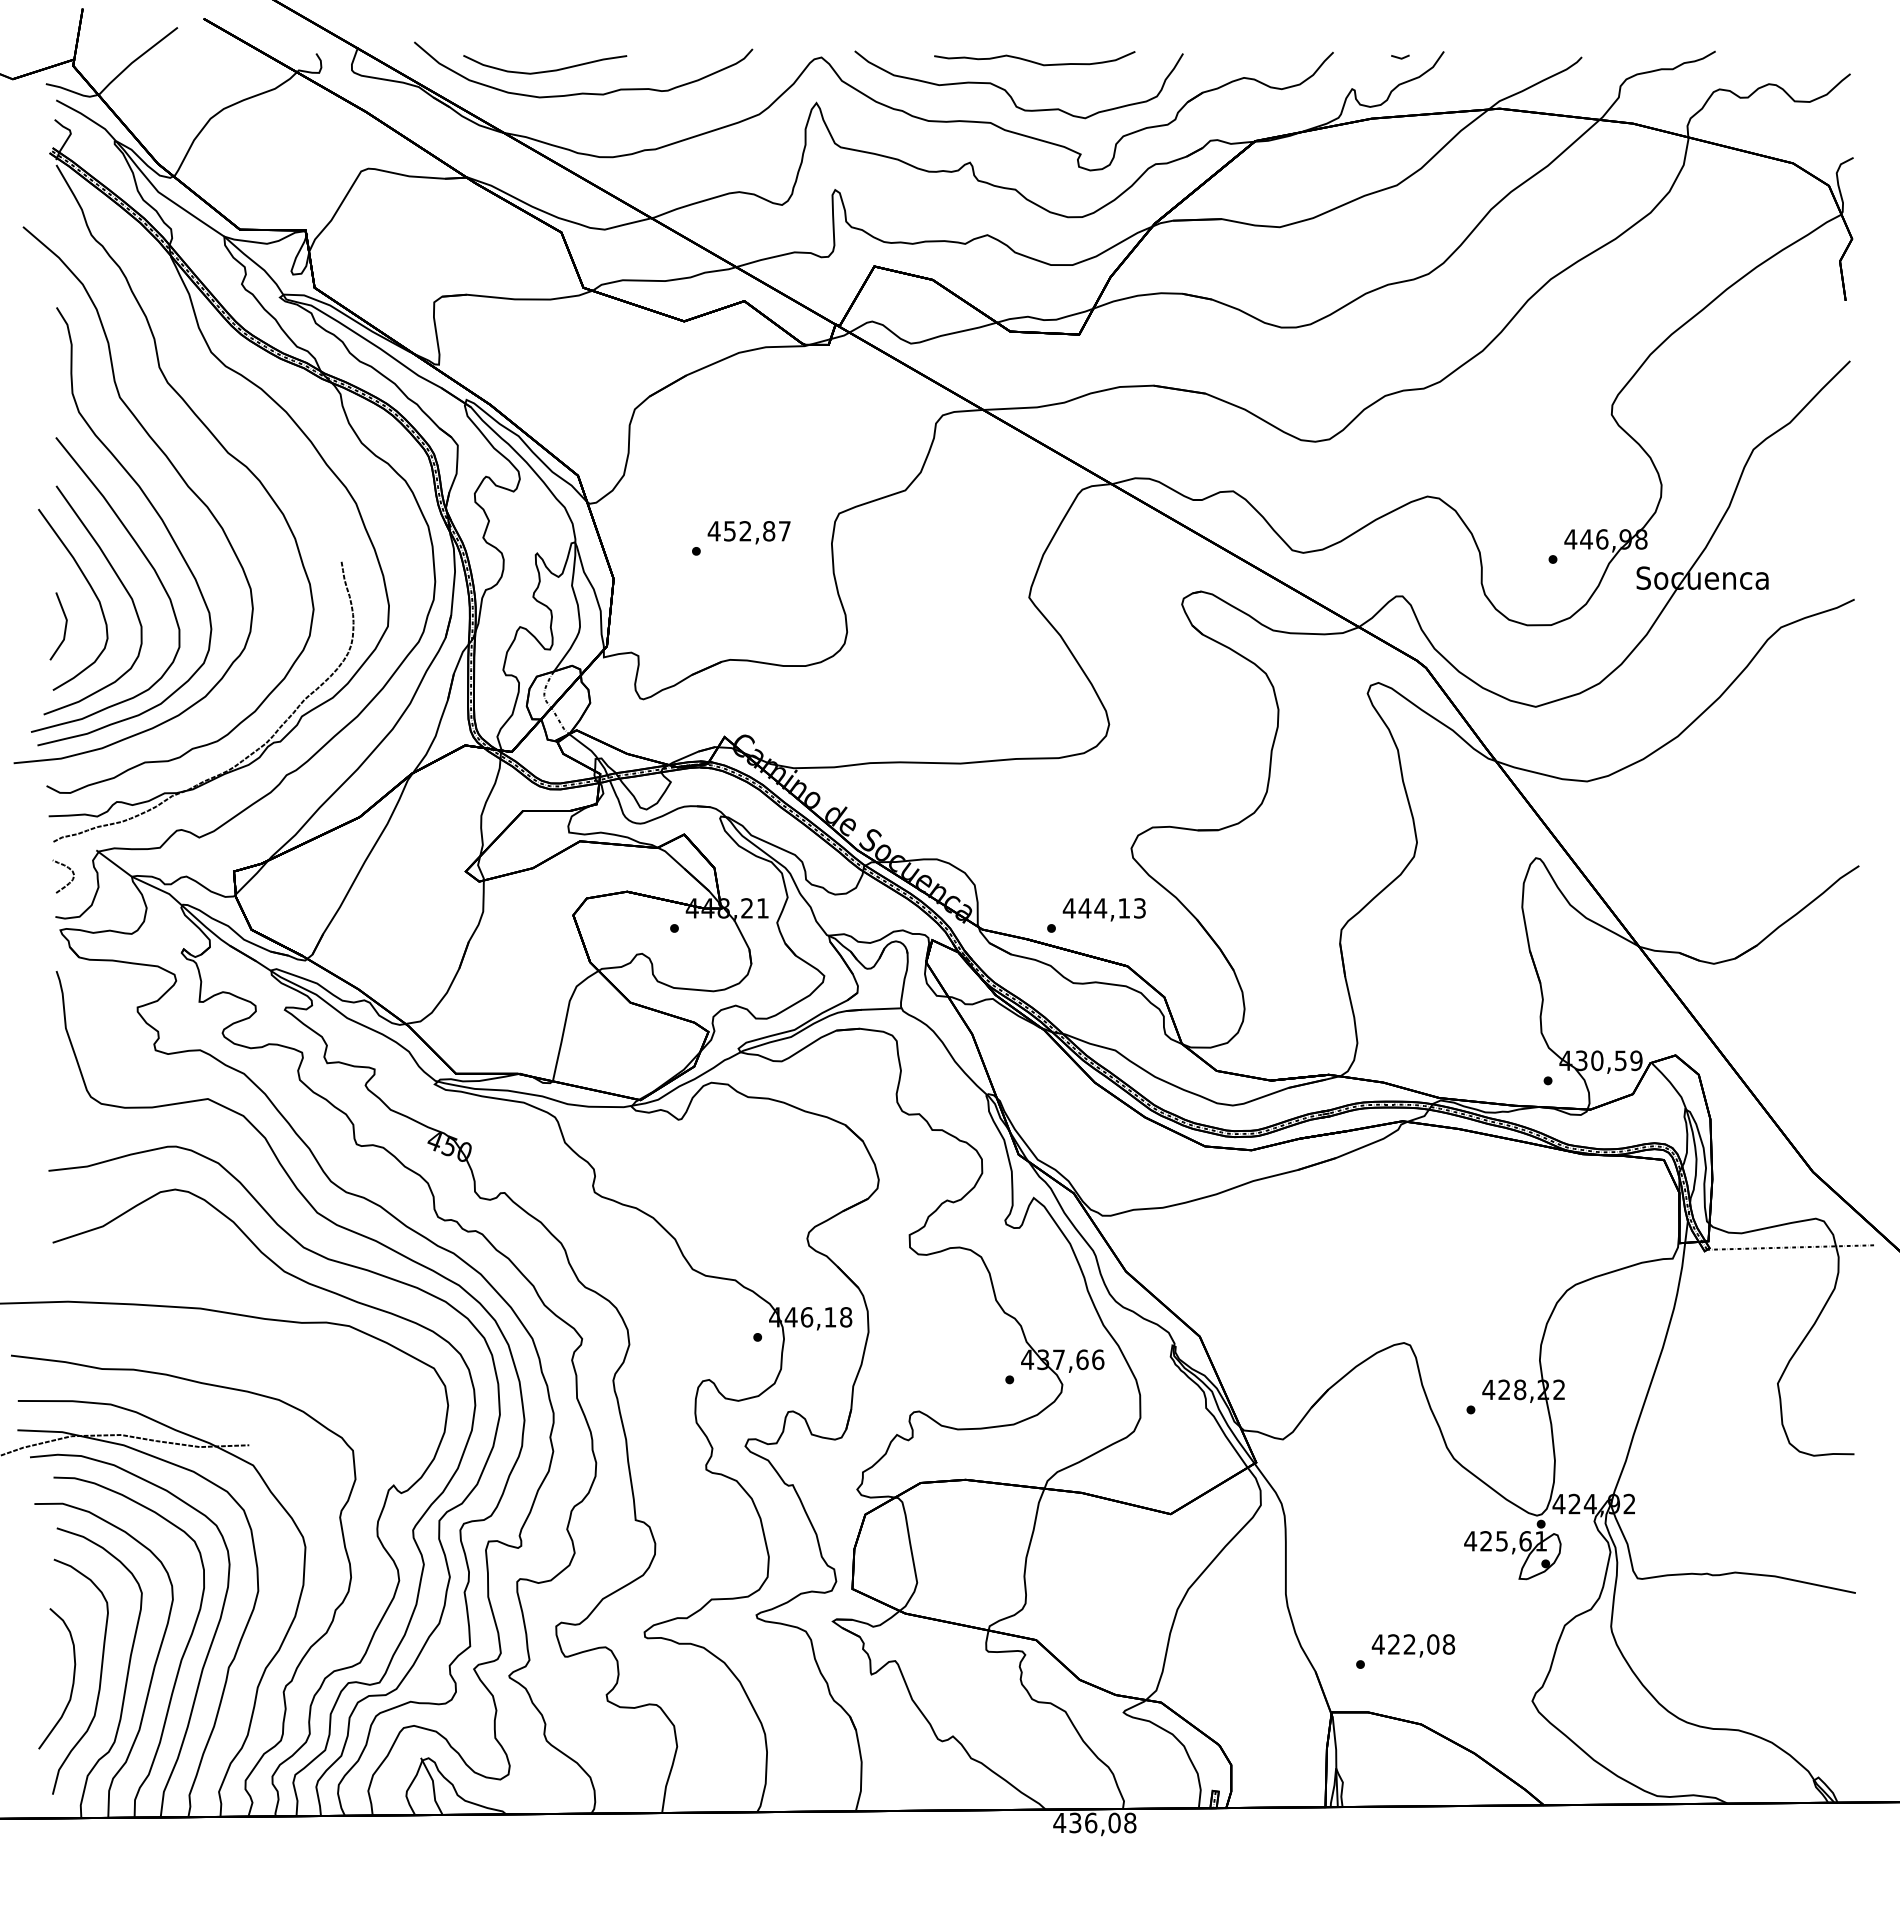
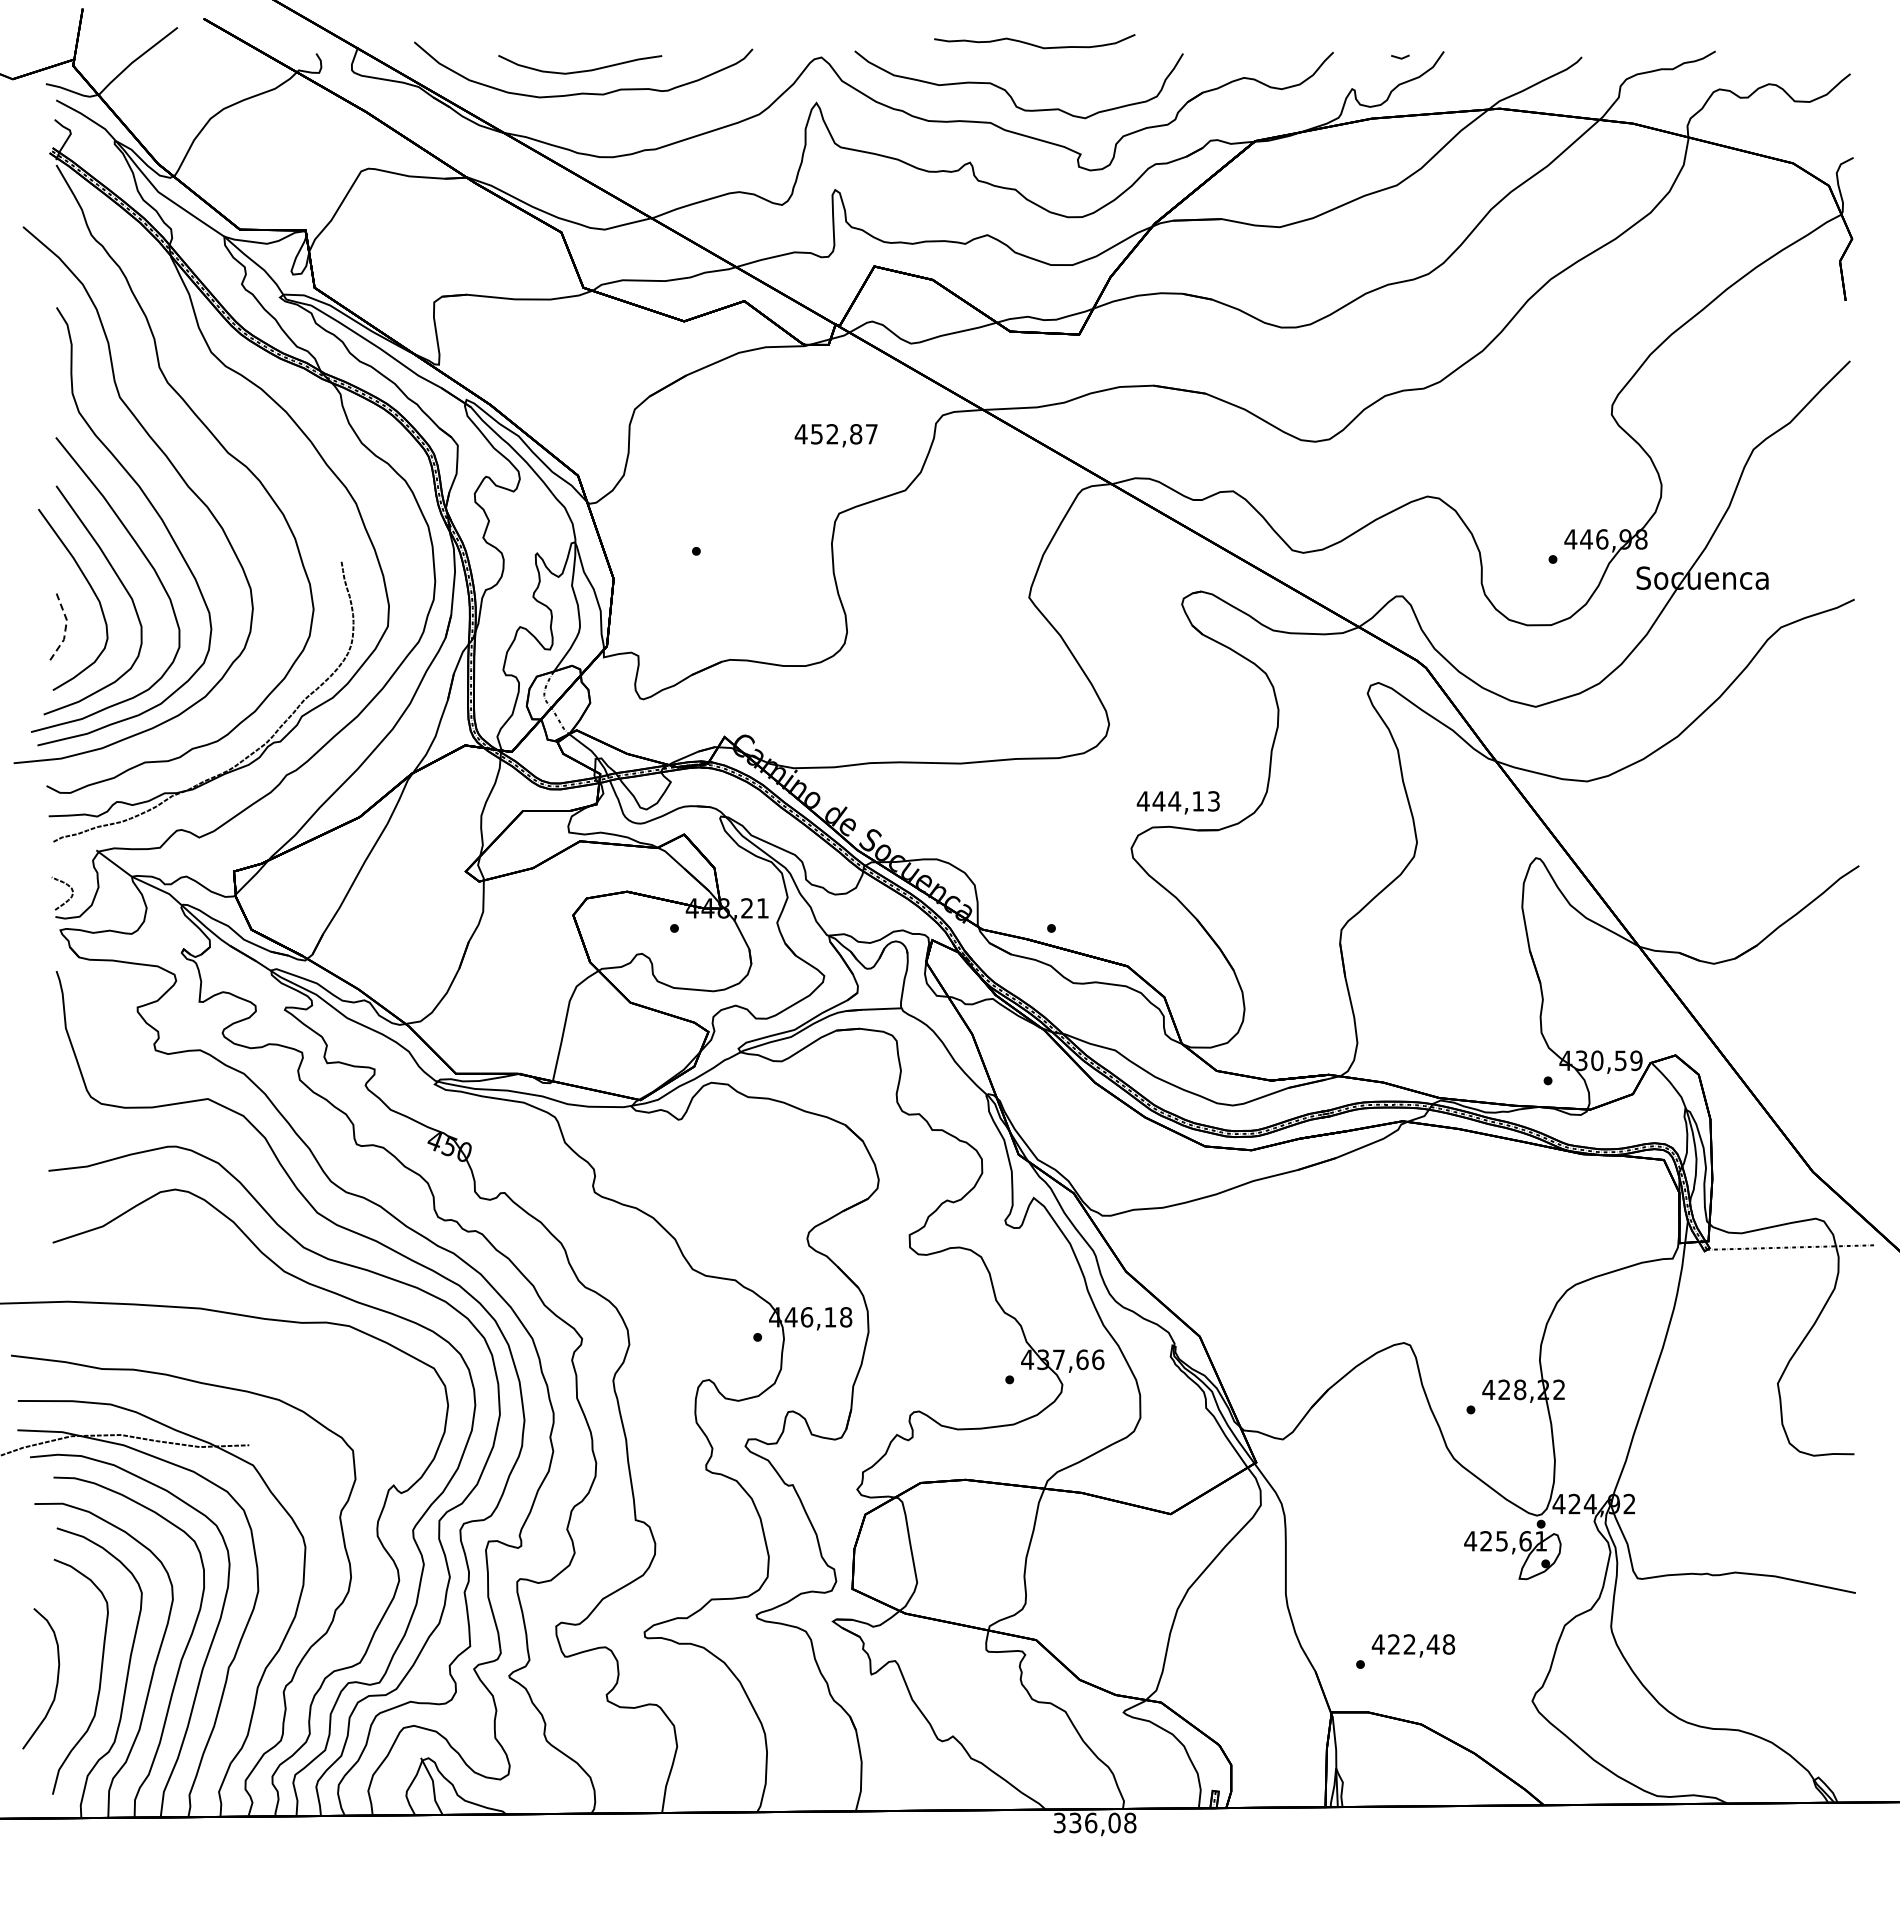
curve position: (1034, 61) -> (1034, 44) (1034, 44)
curve position: (545, 70) -> (580, 70) (580, 70)
text position: (748, 532) -> (835, 435) (835, 435)
line: solid -> dashed (65, 627)
curve position: (69, 881) -> (68, 898) (68, 898)
text position: (1103, 909) -> (1177, 802) (1177, 802)
text: 422,08 -> 422,48 (1432, 1644)
curve position: (72, 1680) -> (56, 1680) (56, 1680)
text: 436,08 -> 336,08 (1059, 1822)
